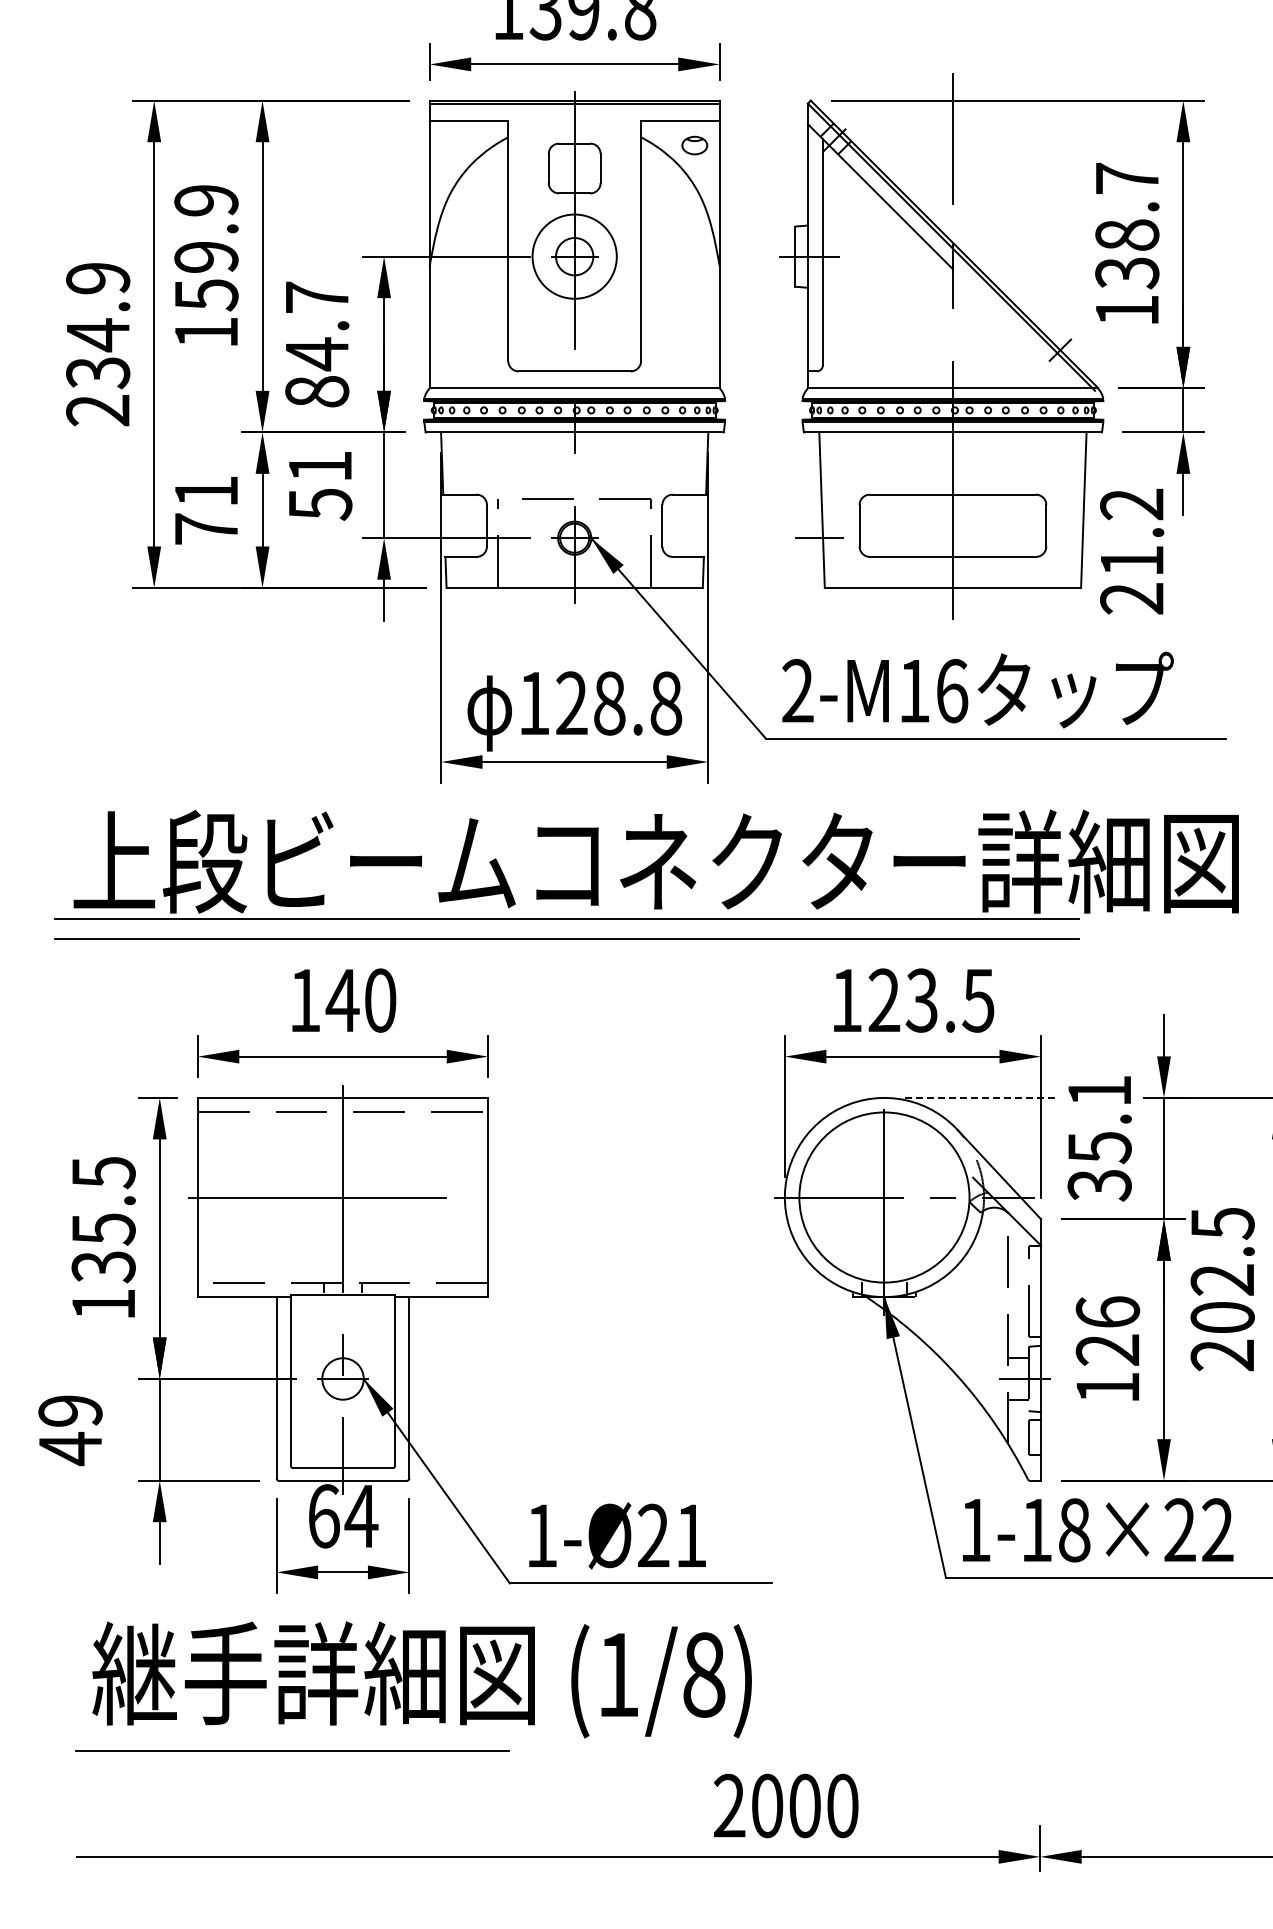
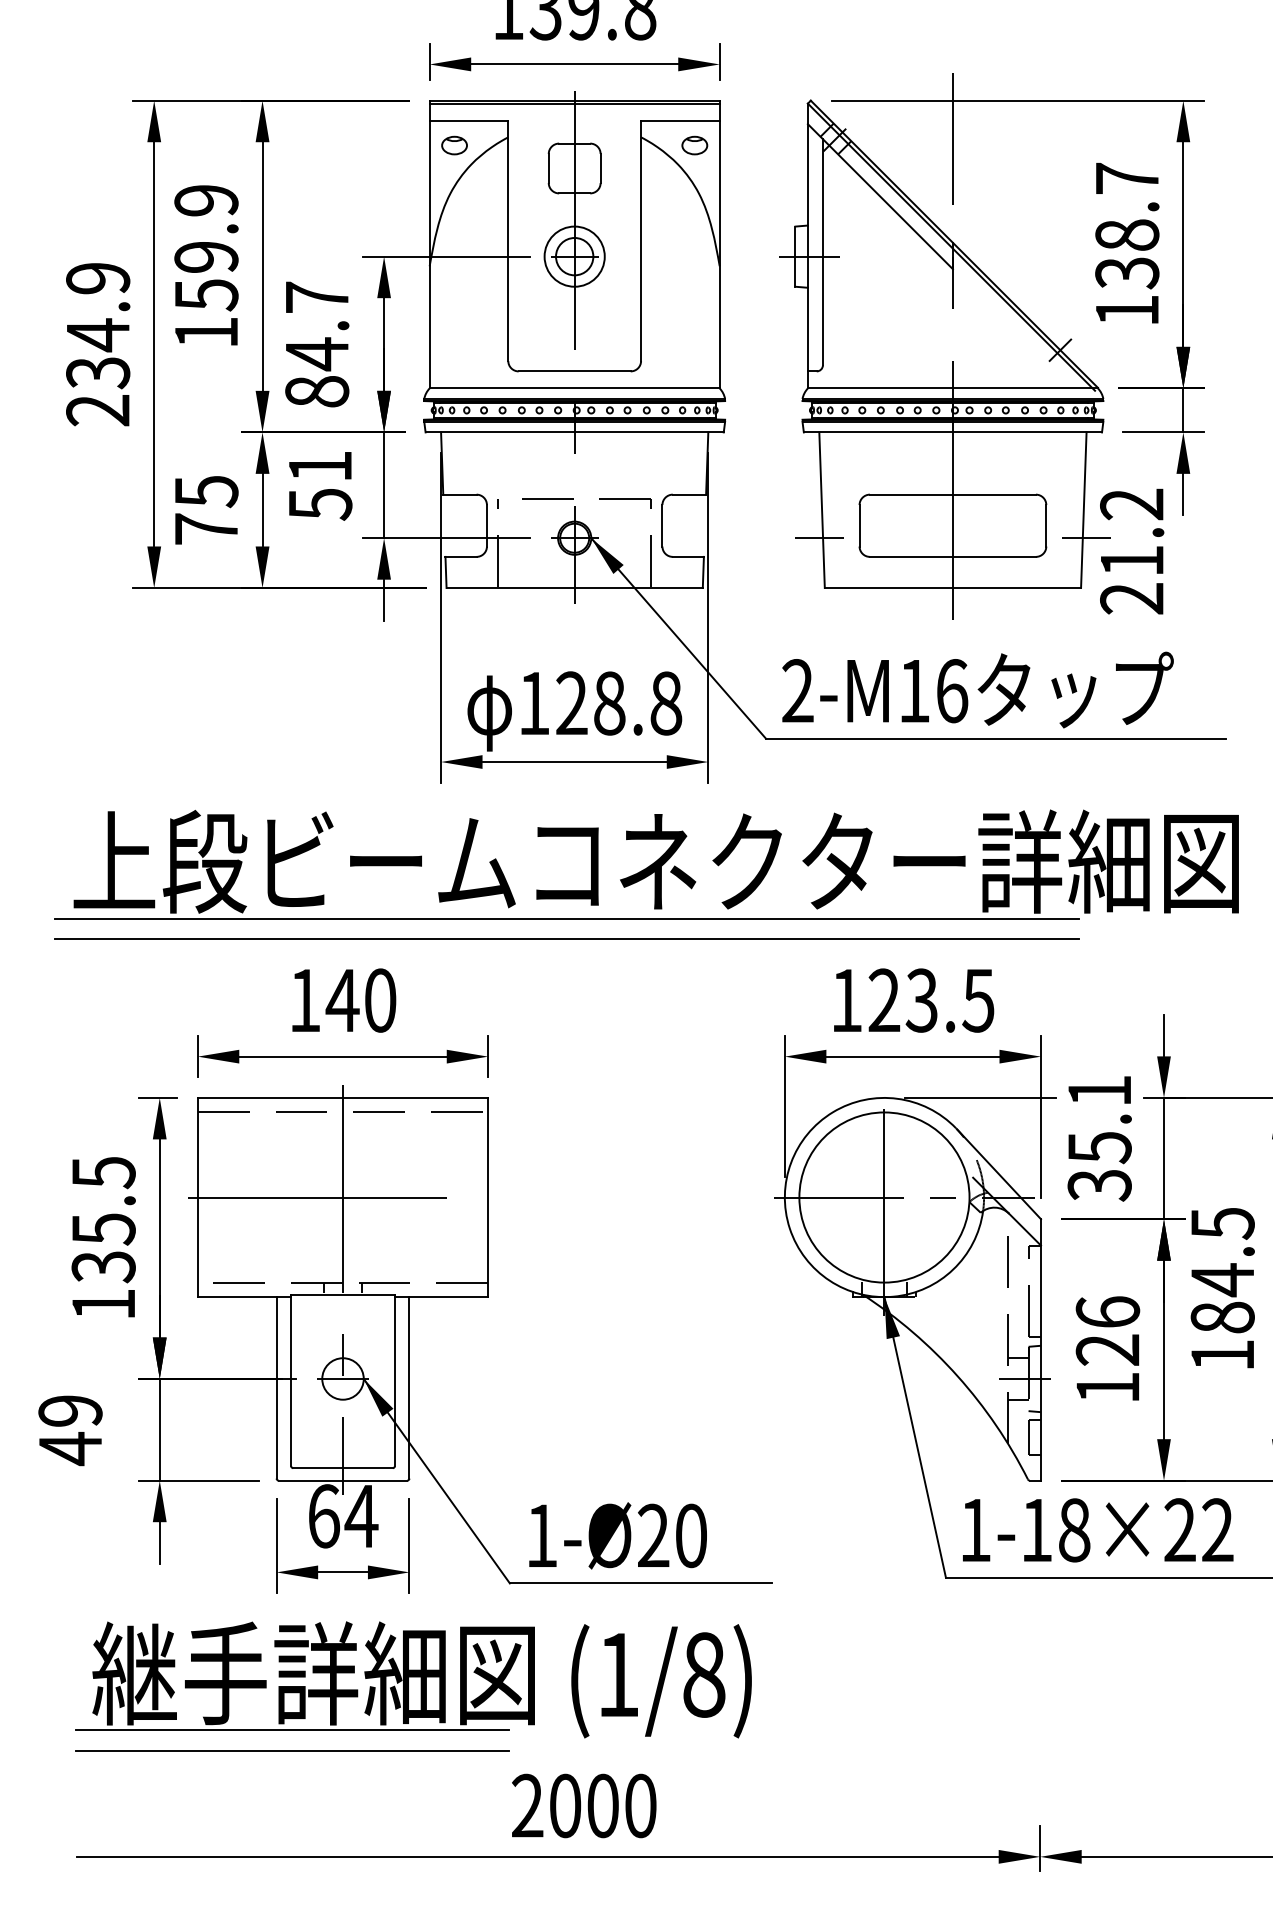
part: none -> present (454, 145)
circle diameter: 84 px -> 60 px (574, 256)
text: 71 -> 75 (206, 492)
line: none -> present (1086, 538)
line: dashed -> solid (980, 1097)
text: 202.5 -> 184.5 (1222, 1317)
text: 1-Ø21 -> 1-Ø20 (691, 1535)
line: none -> present (292, 1730)
text position: (786, 1805) -> (584, 1805) (584, 1805)
